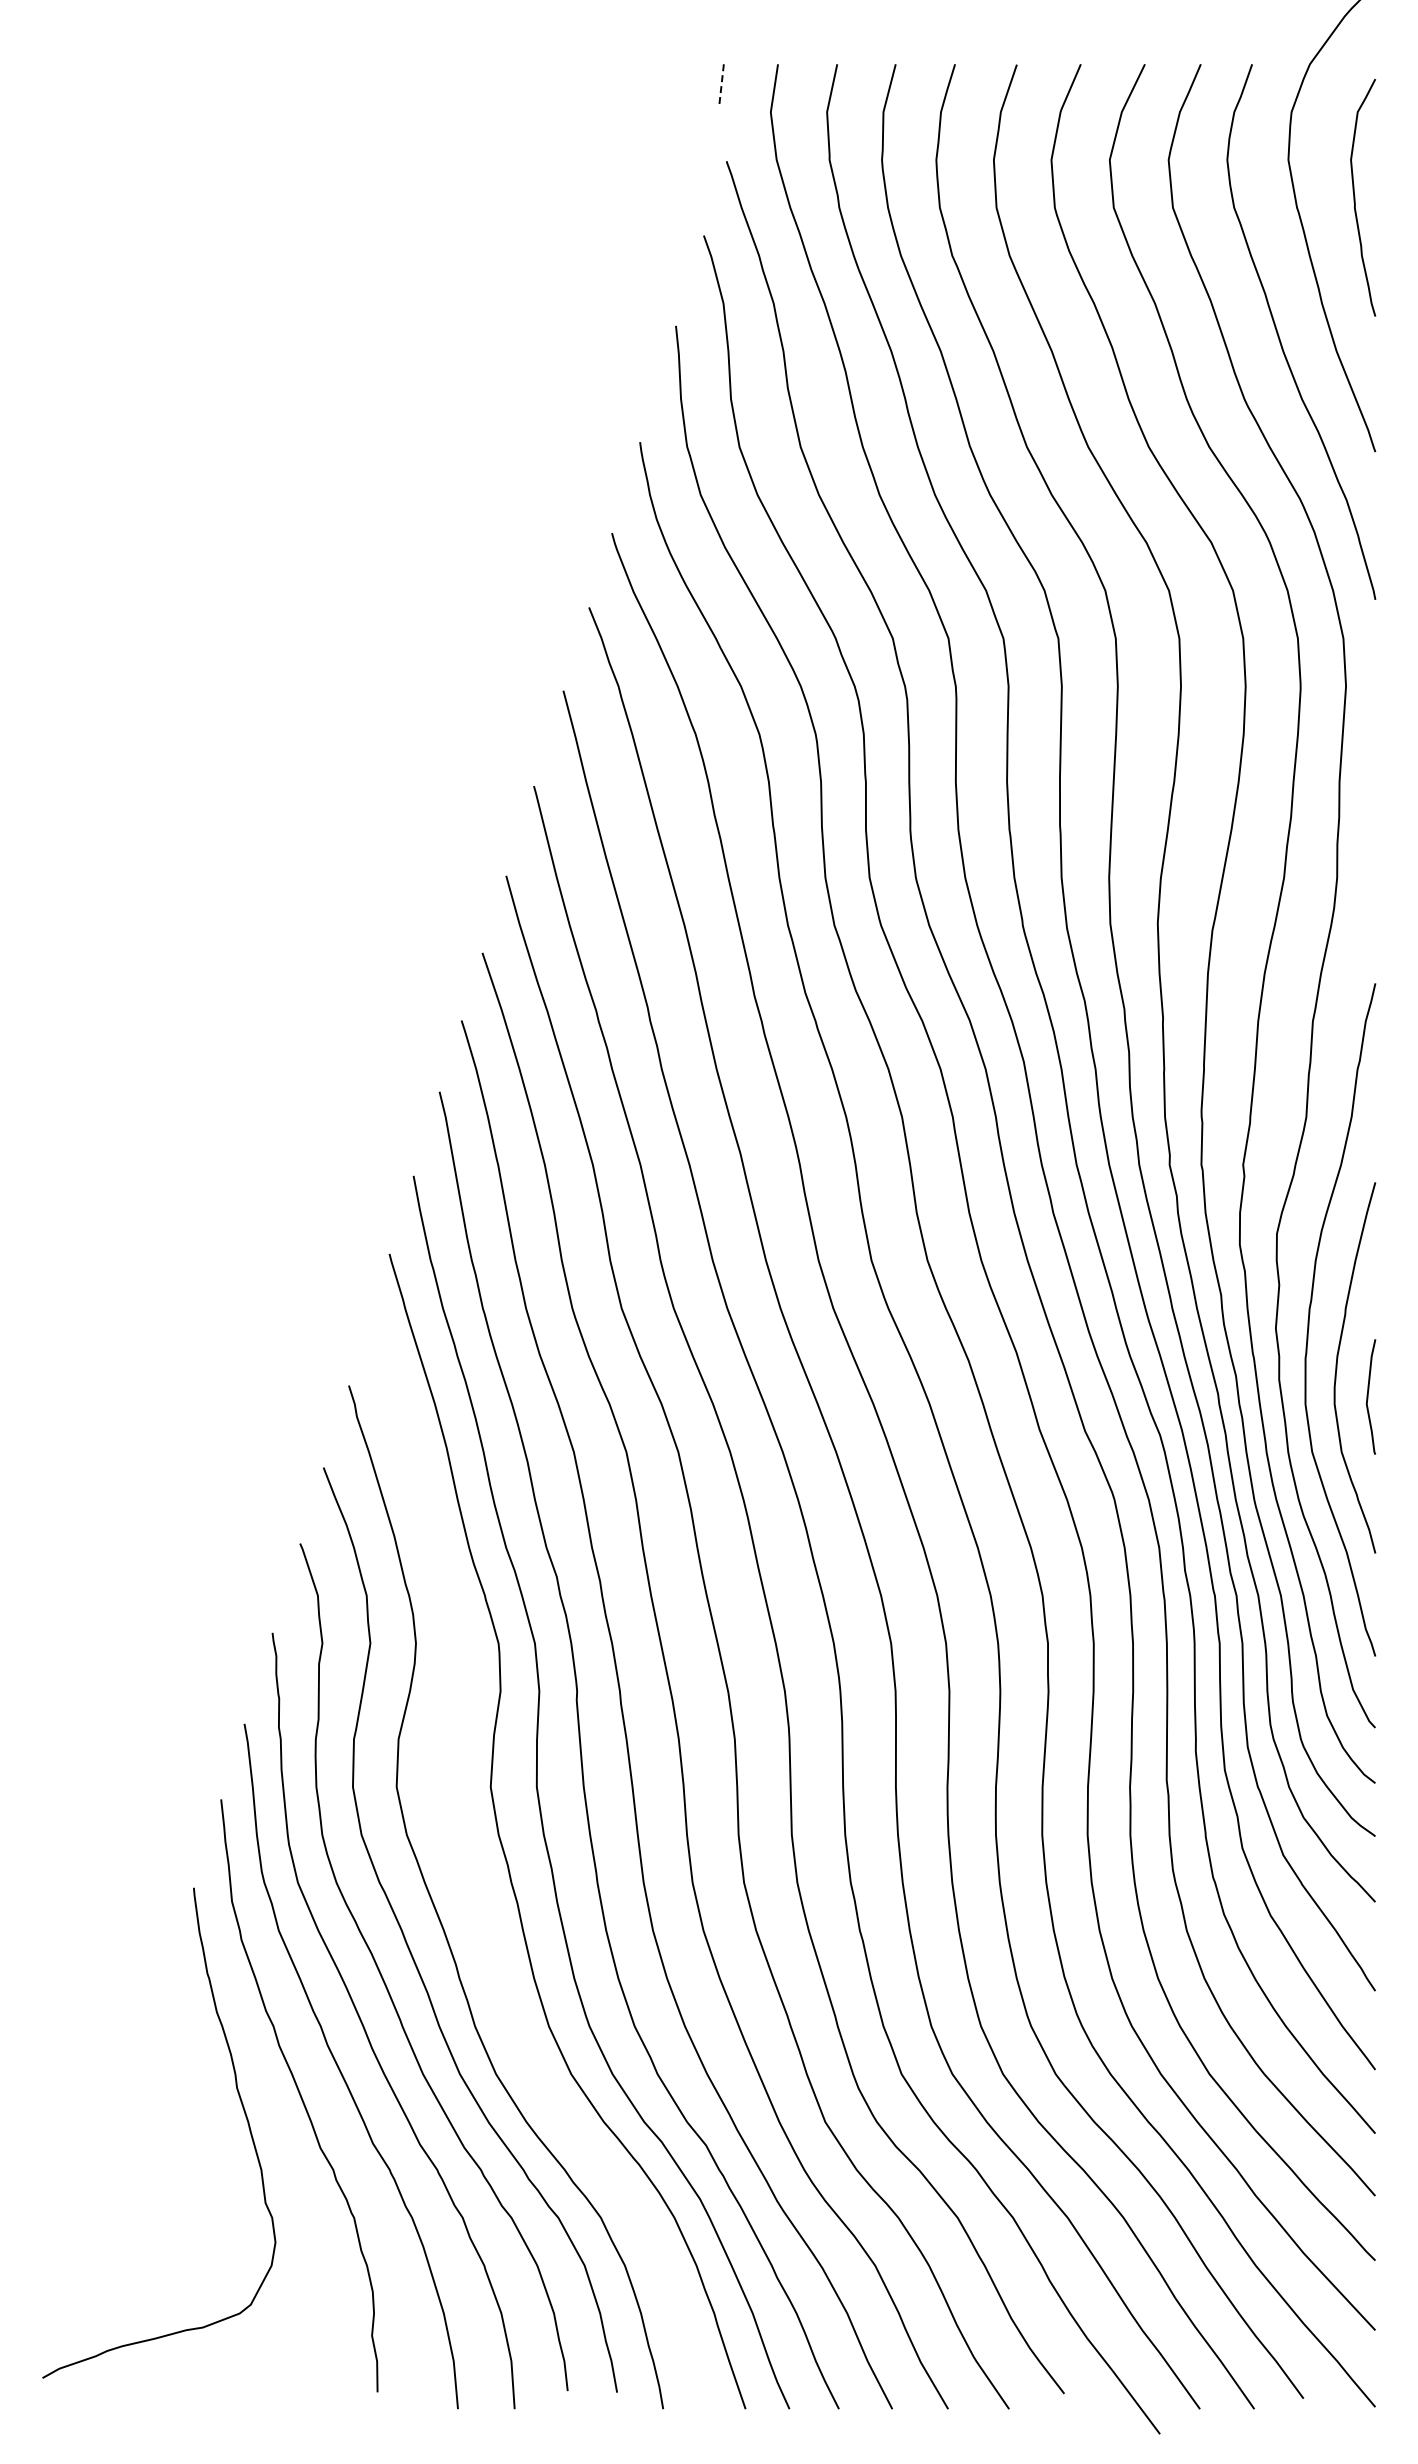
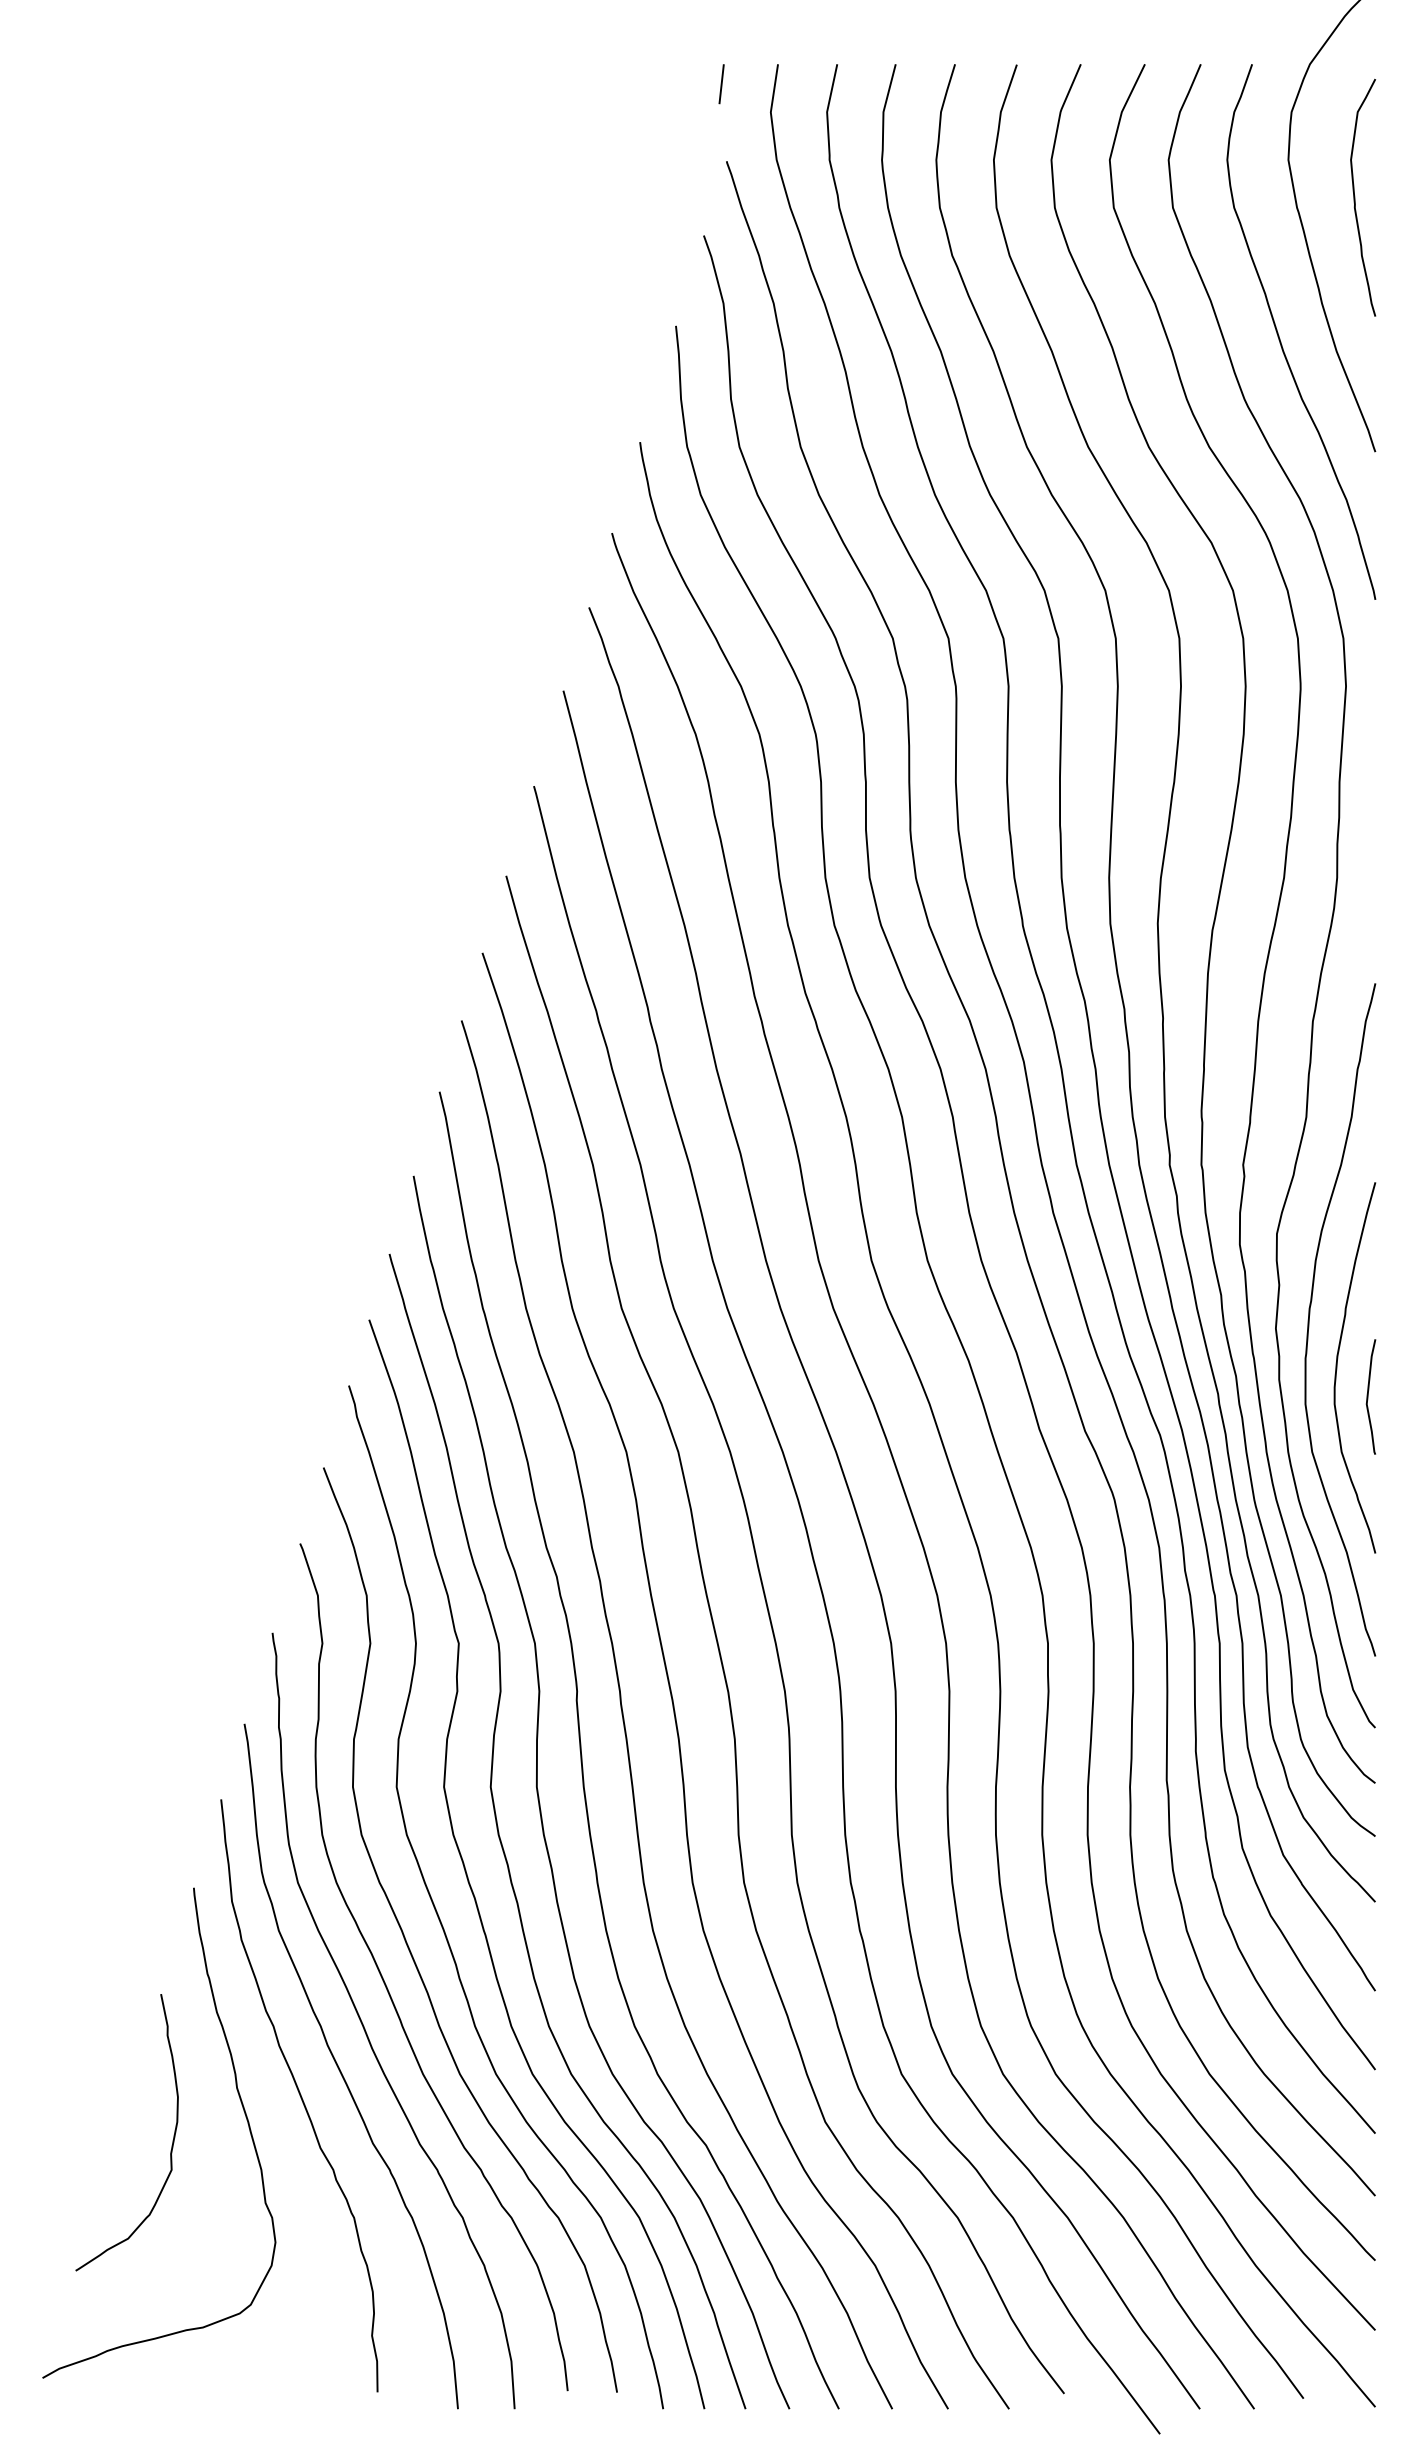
line: dashed -> solid (721, 84)
curve: none -> present (472, 1888)
curve: none -> present (172, 2140)
